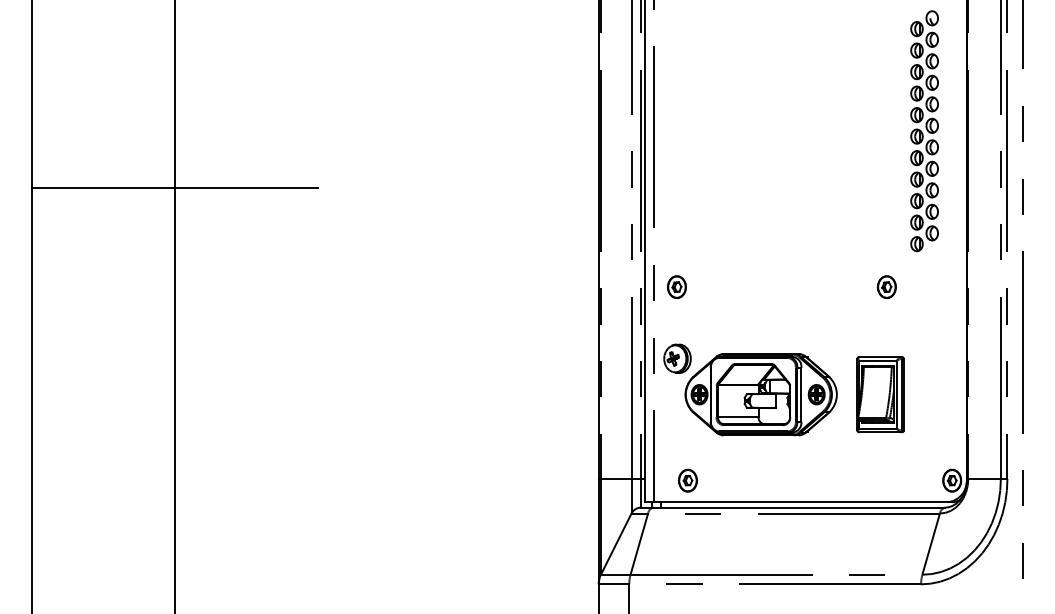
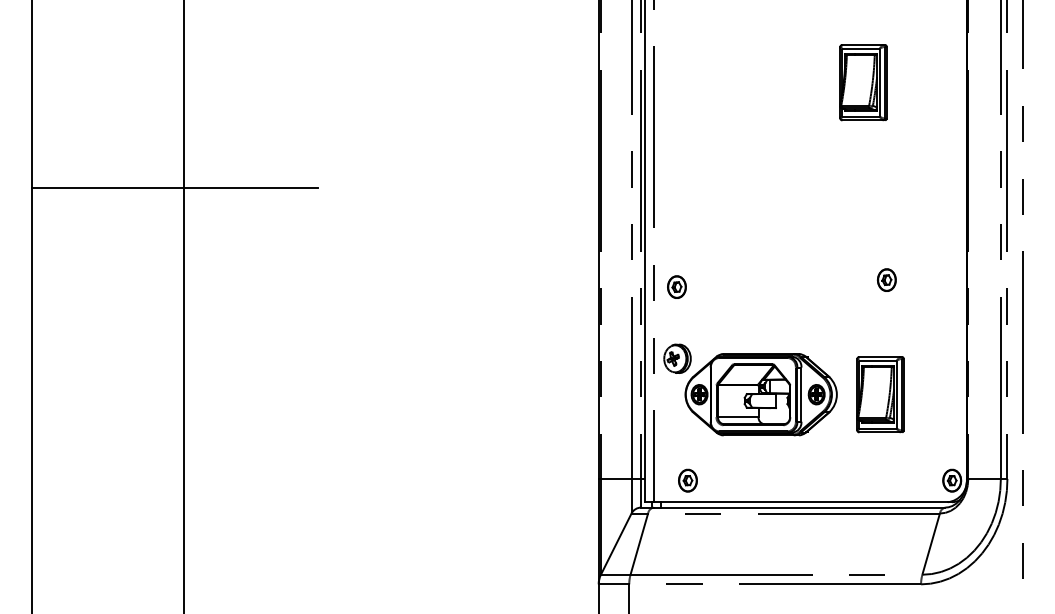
part: none -> present (863, 82)
part: present -> none (924, 131)
part position: (886, 286) -> (886, 279) (886, 279)
line position: (175, 306) -> (184, 306) (184, 306)
